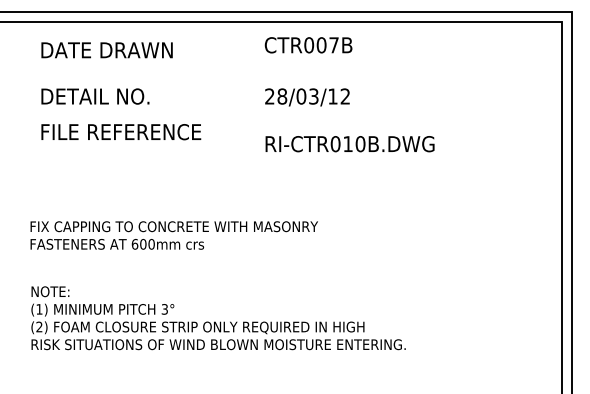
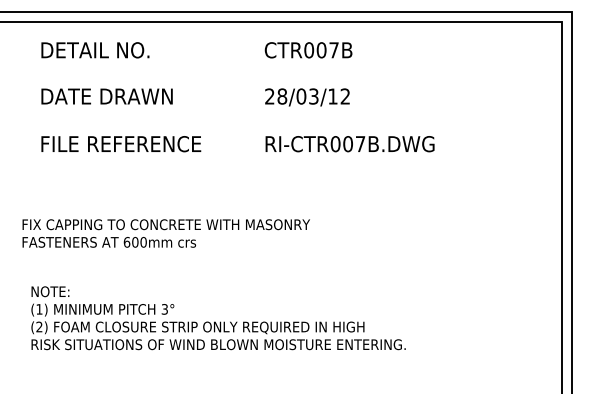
text position: (308, 45) -> (308, 50) (308, 50)
text: DATE DRAWN -> DETAIL NO. (113, 50)
text: DETAIL NO. -> DATE DRAWN (113, 96)
text position: (121, 132) -> (121, 144) (121, 144)
text: RI-CTR010B.DWG -> RI-CTR007B.DWG (354, 144)
text position: (173, 235) -> (165, 233) (165, 233)
